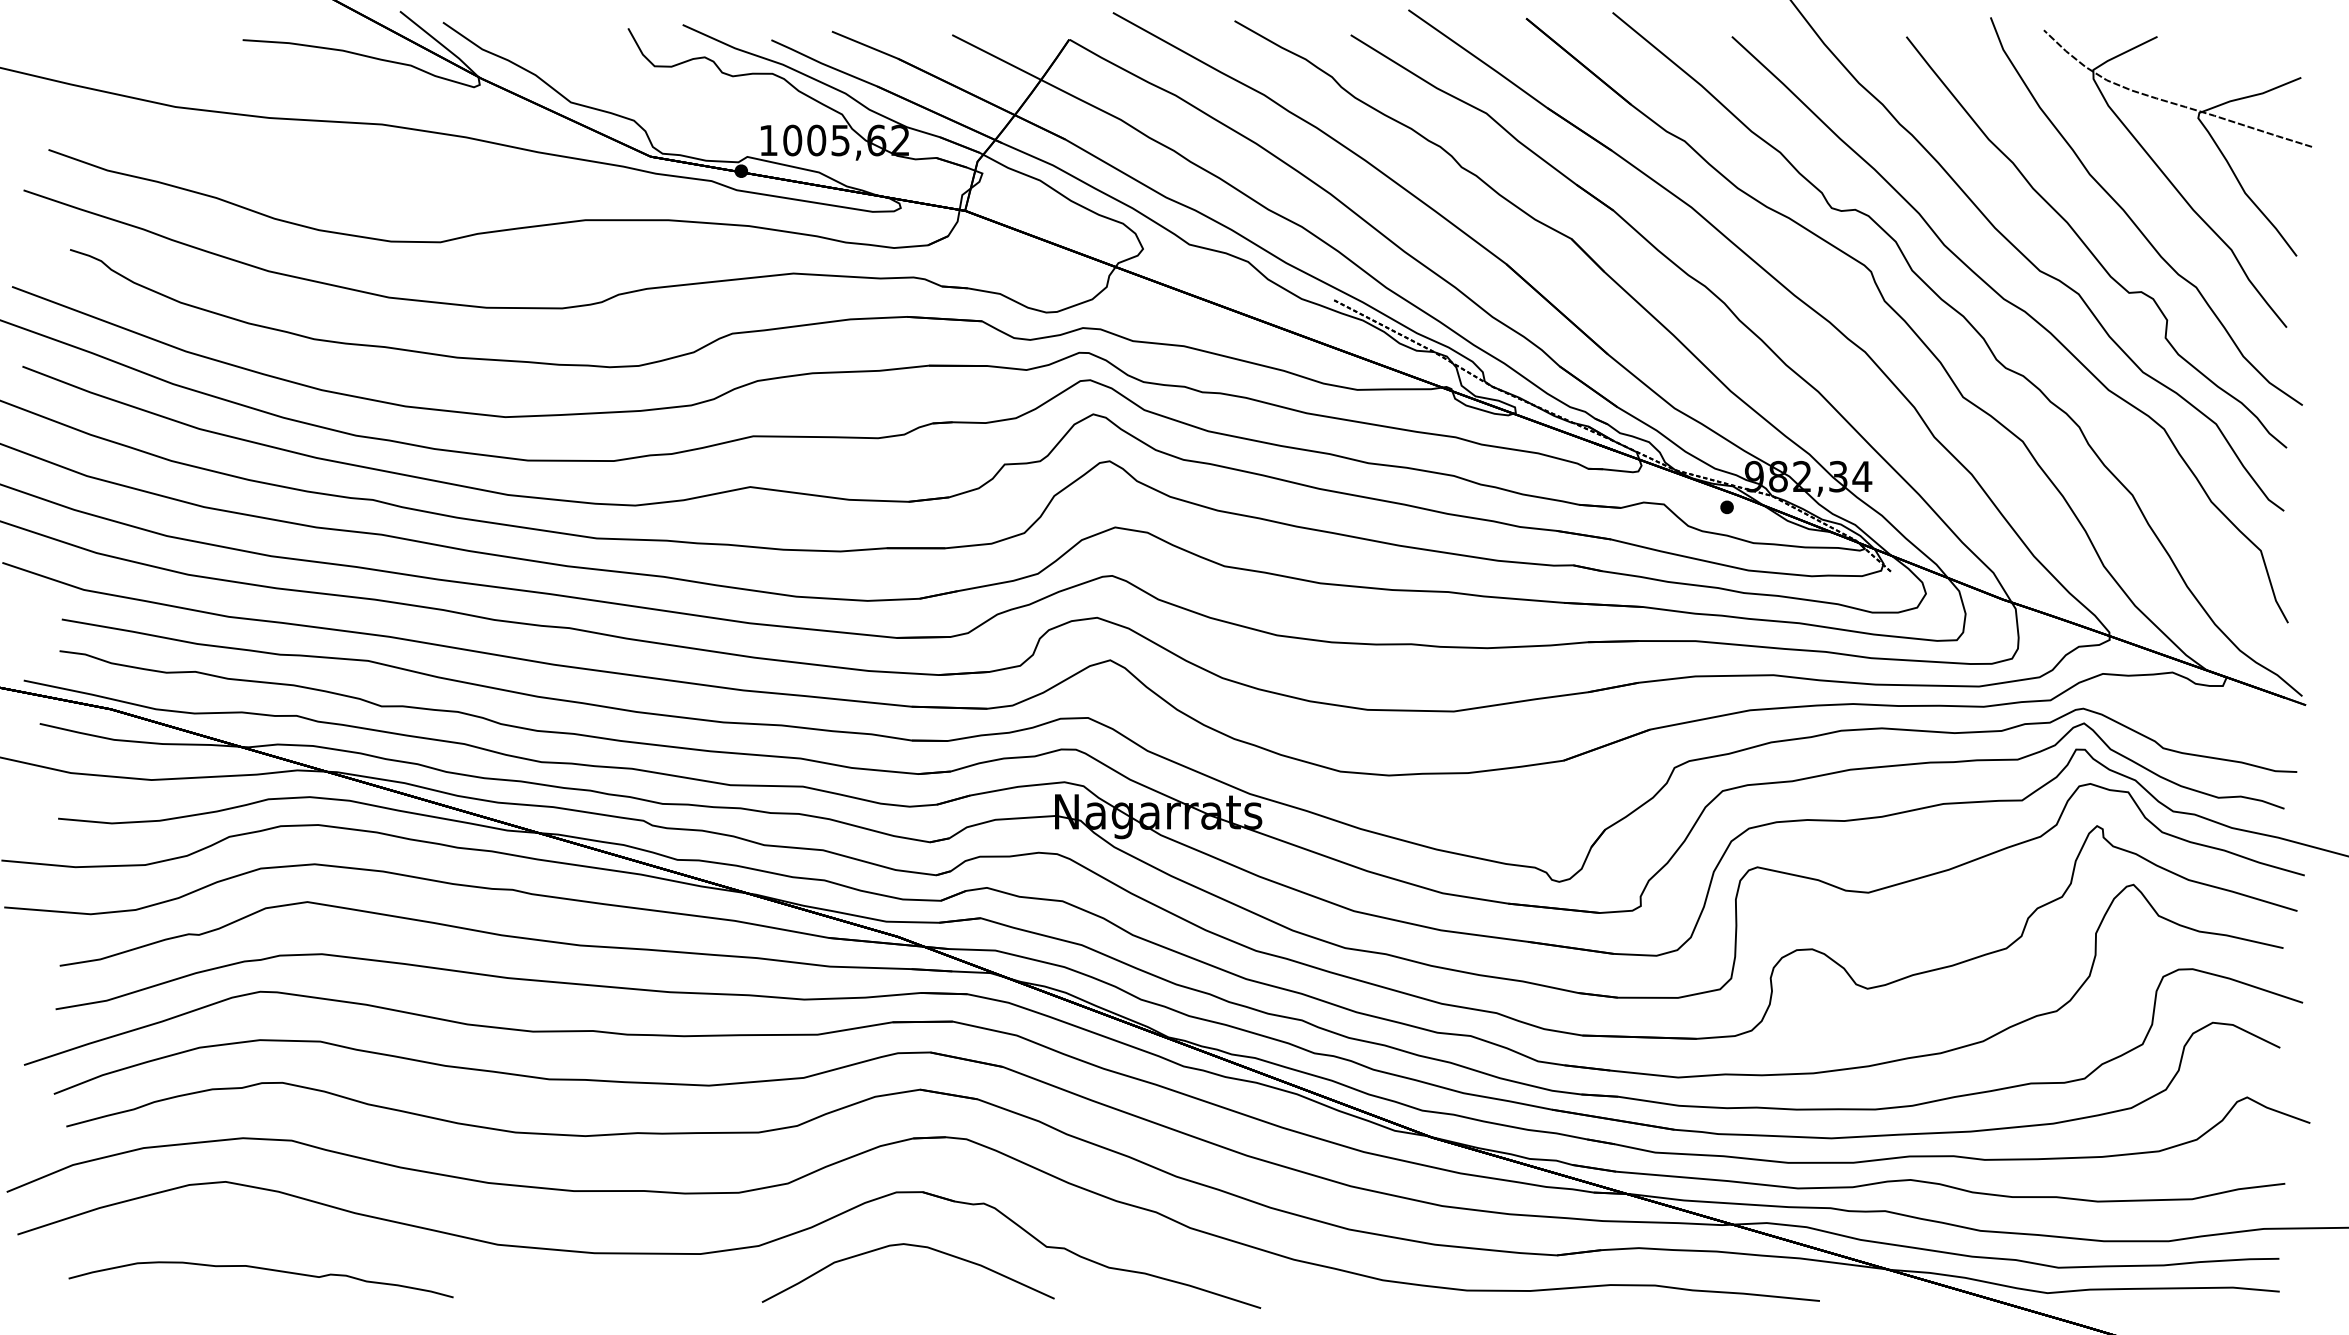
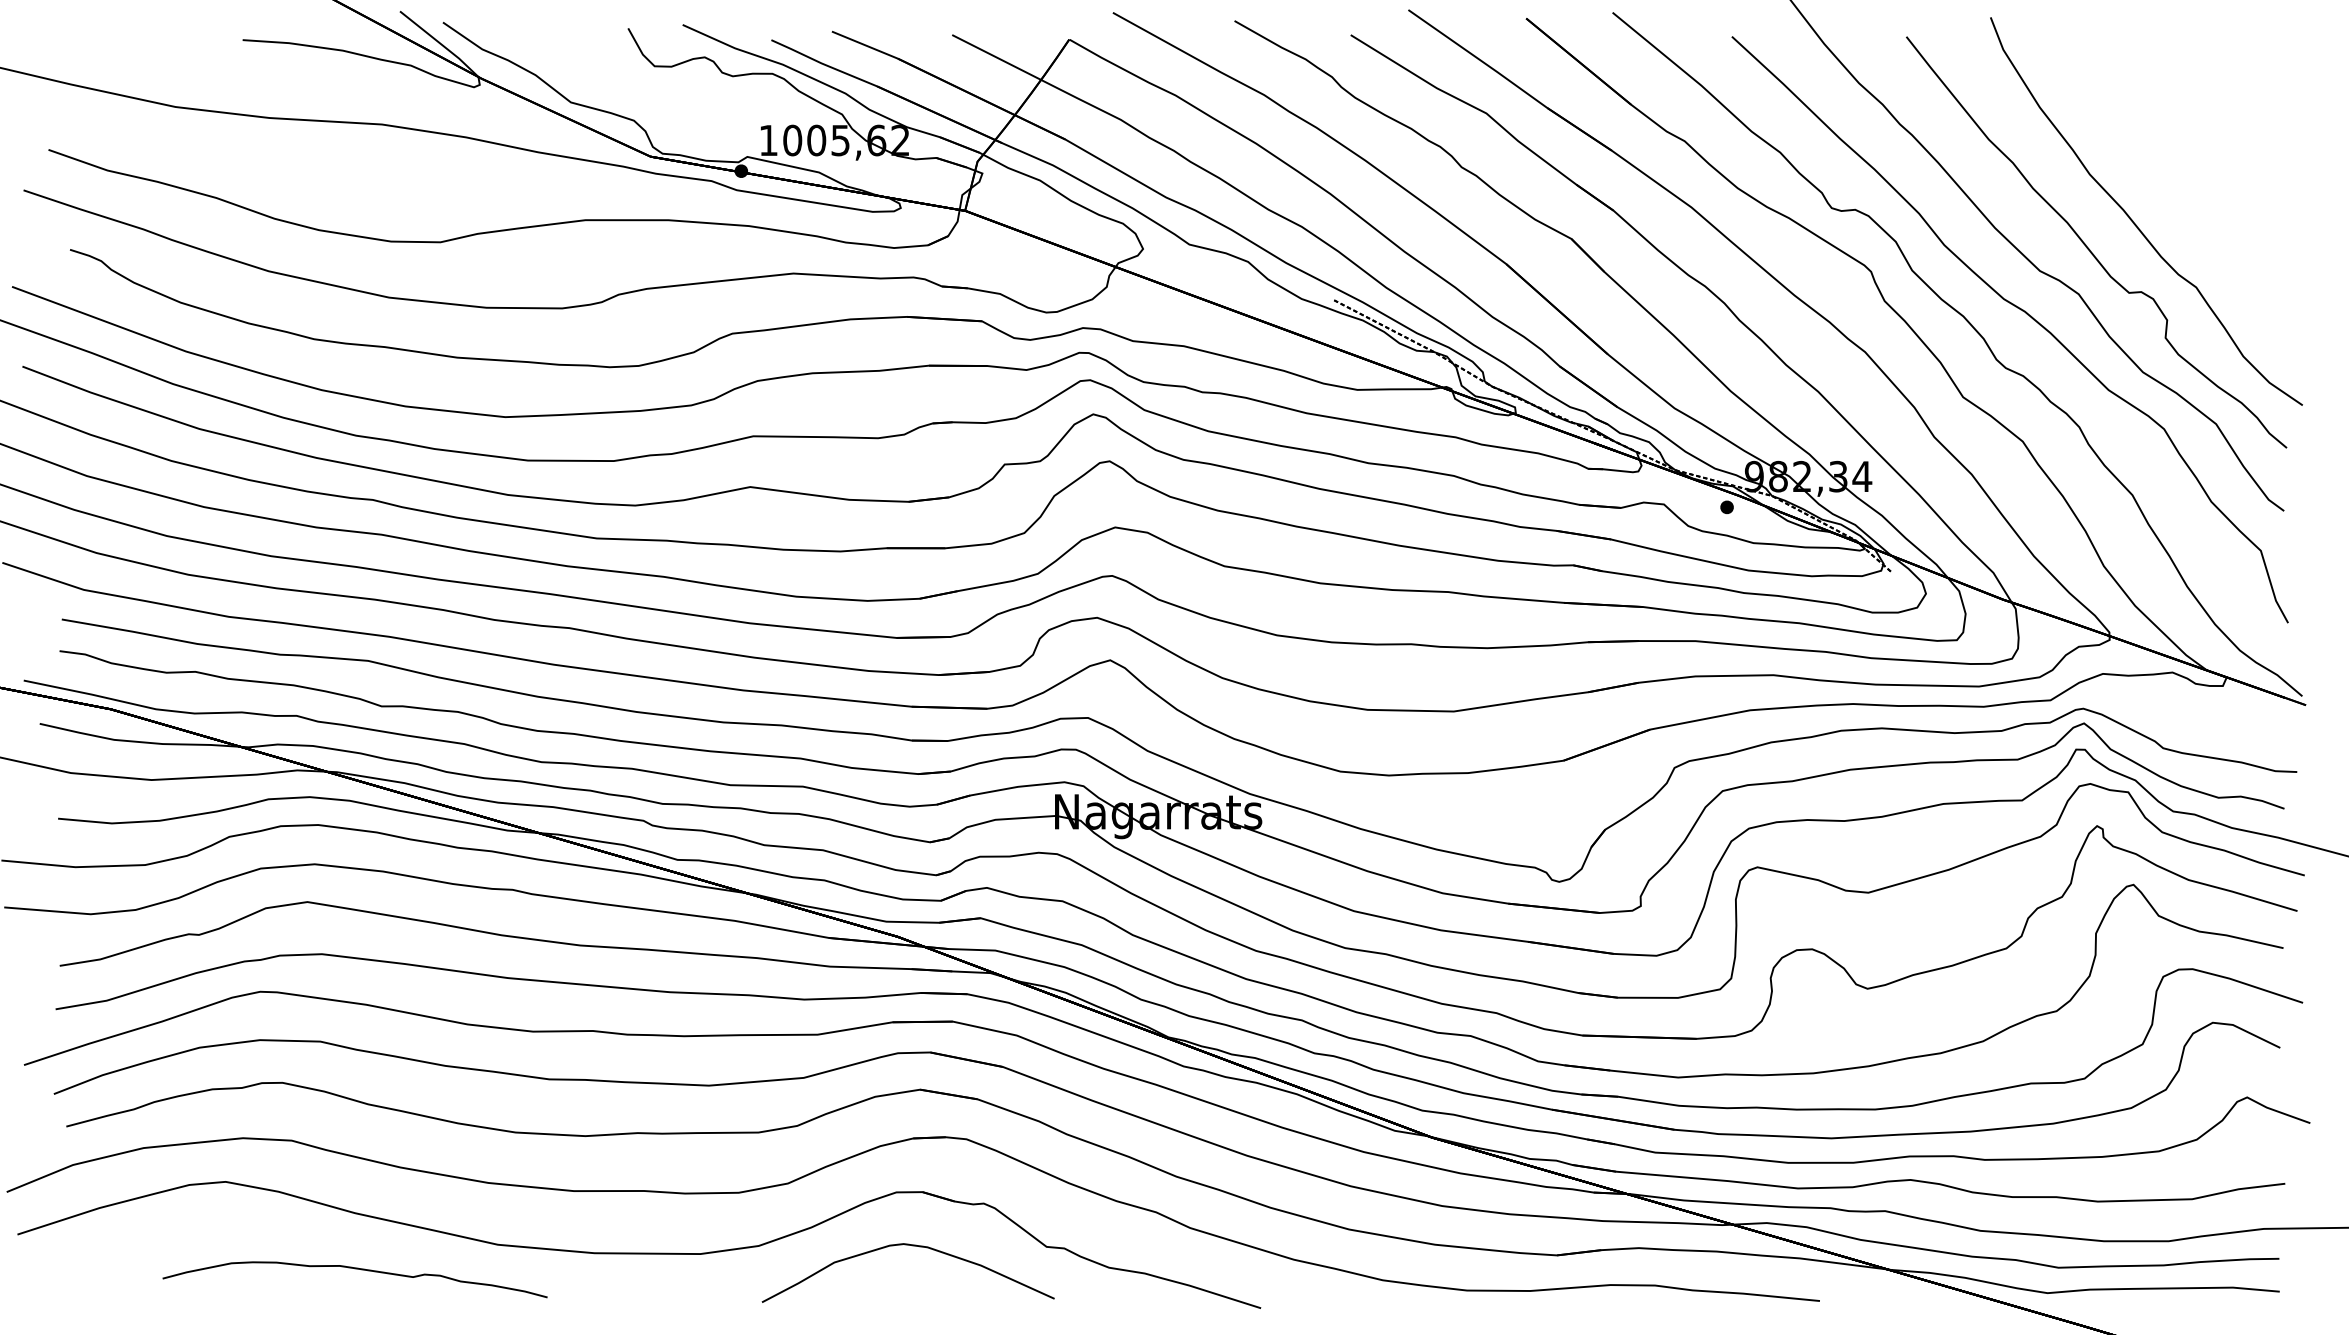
part: present -> none (2172, 182)
curve position: (260, 1269) -> (354, 1269) (354, 1269)
